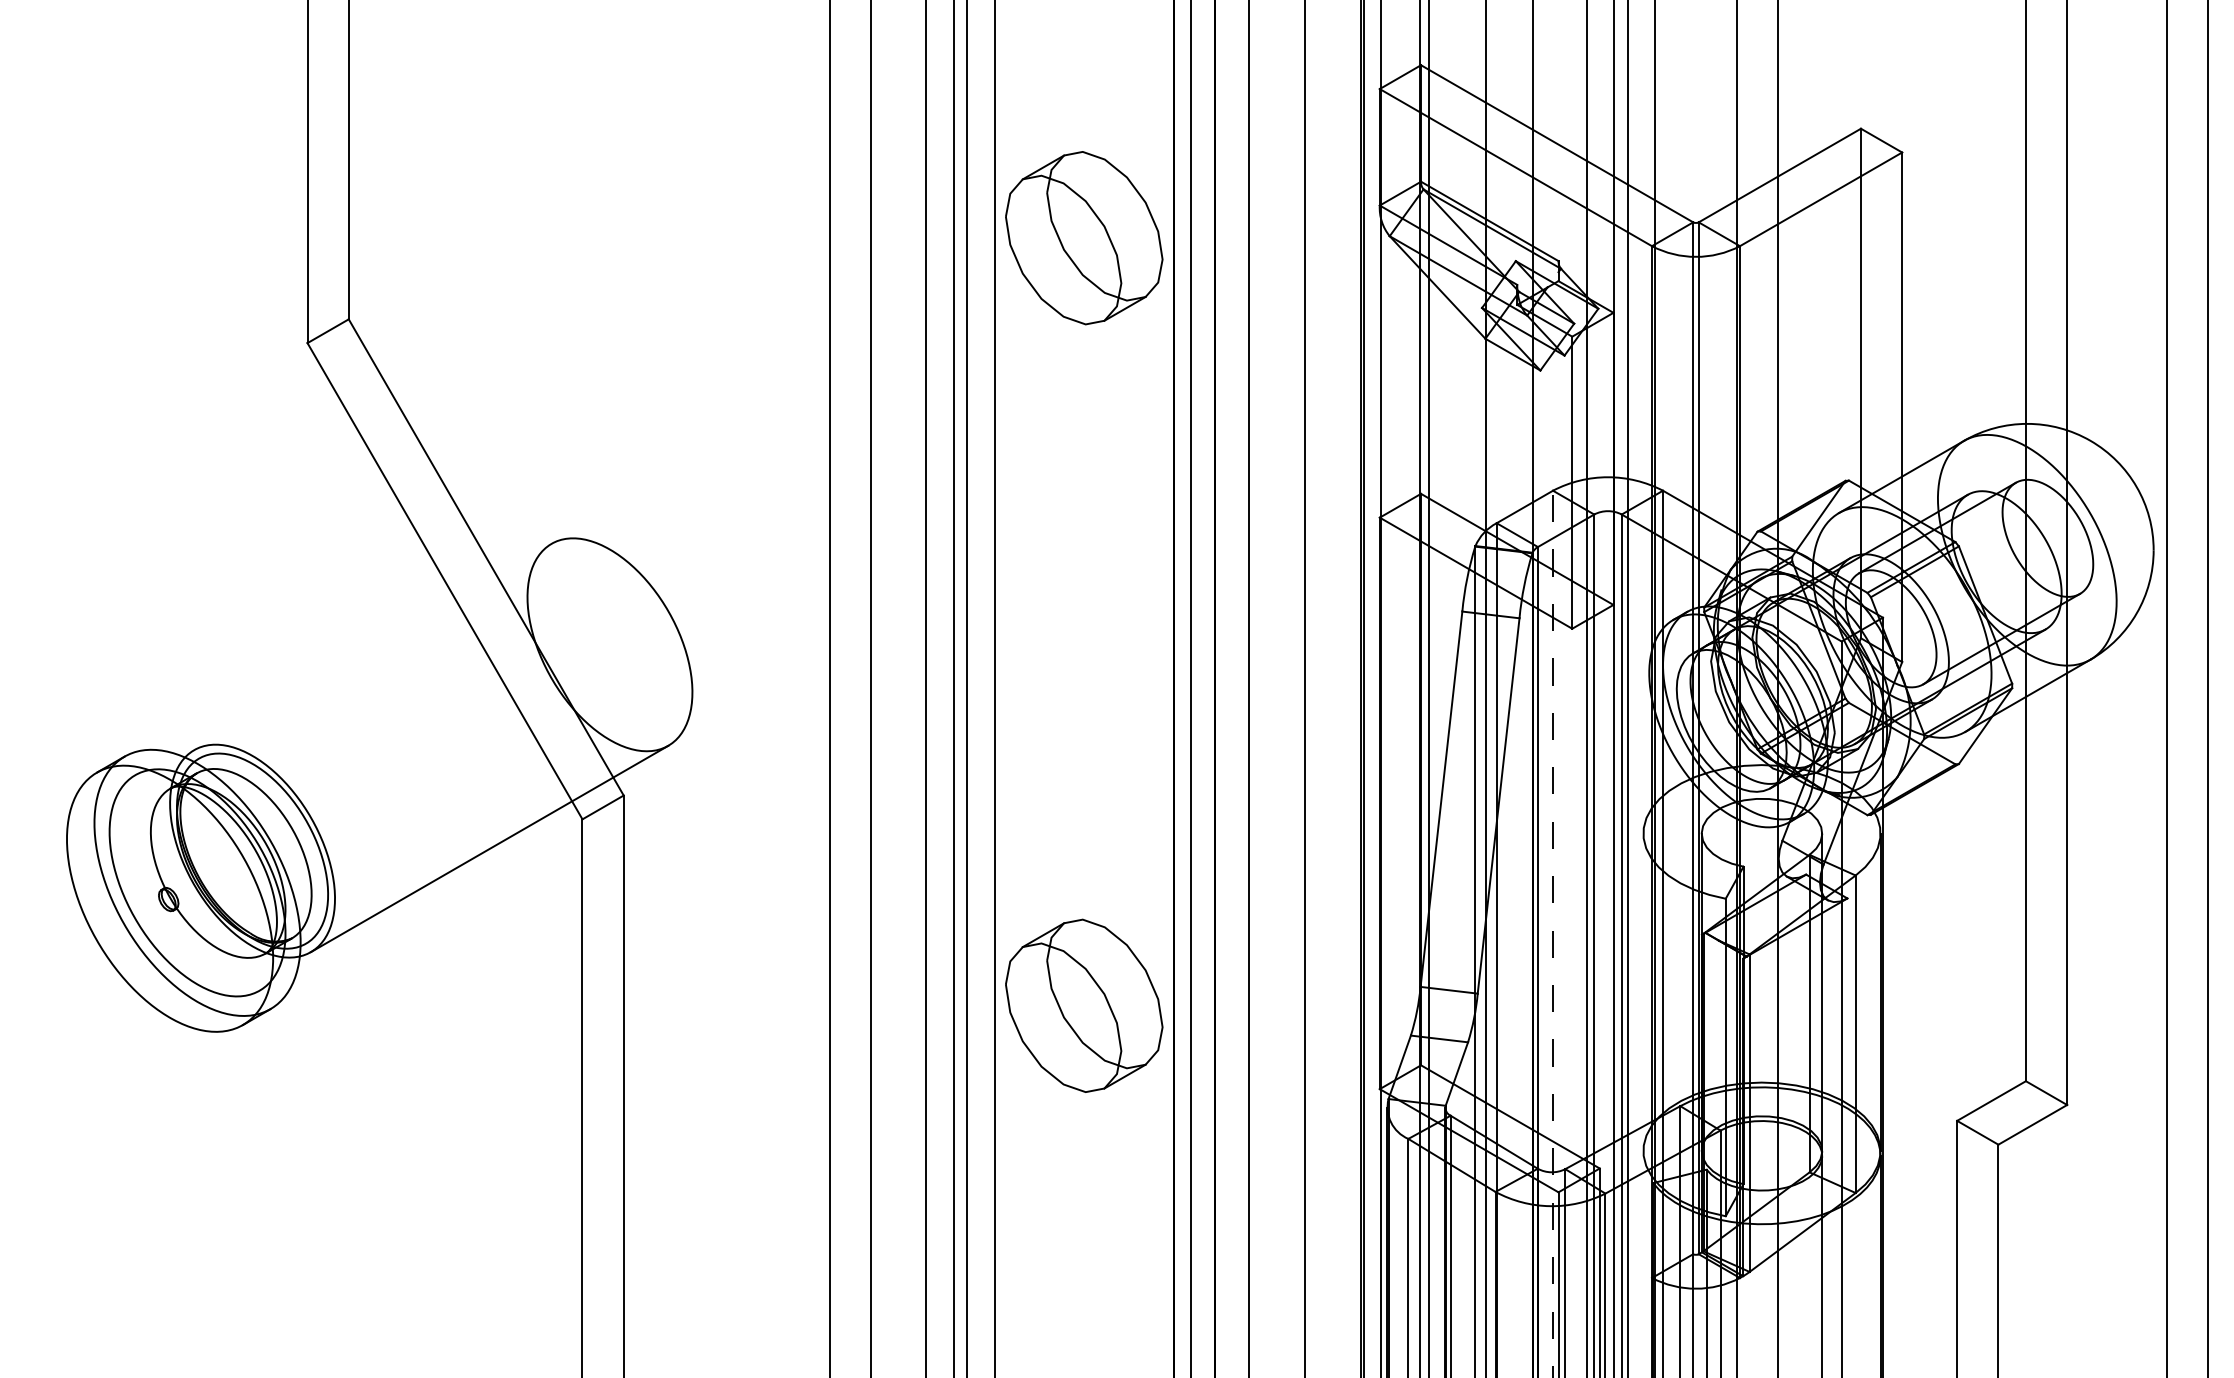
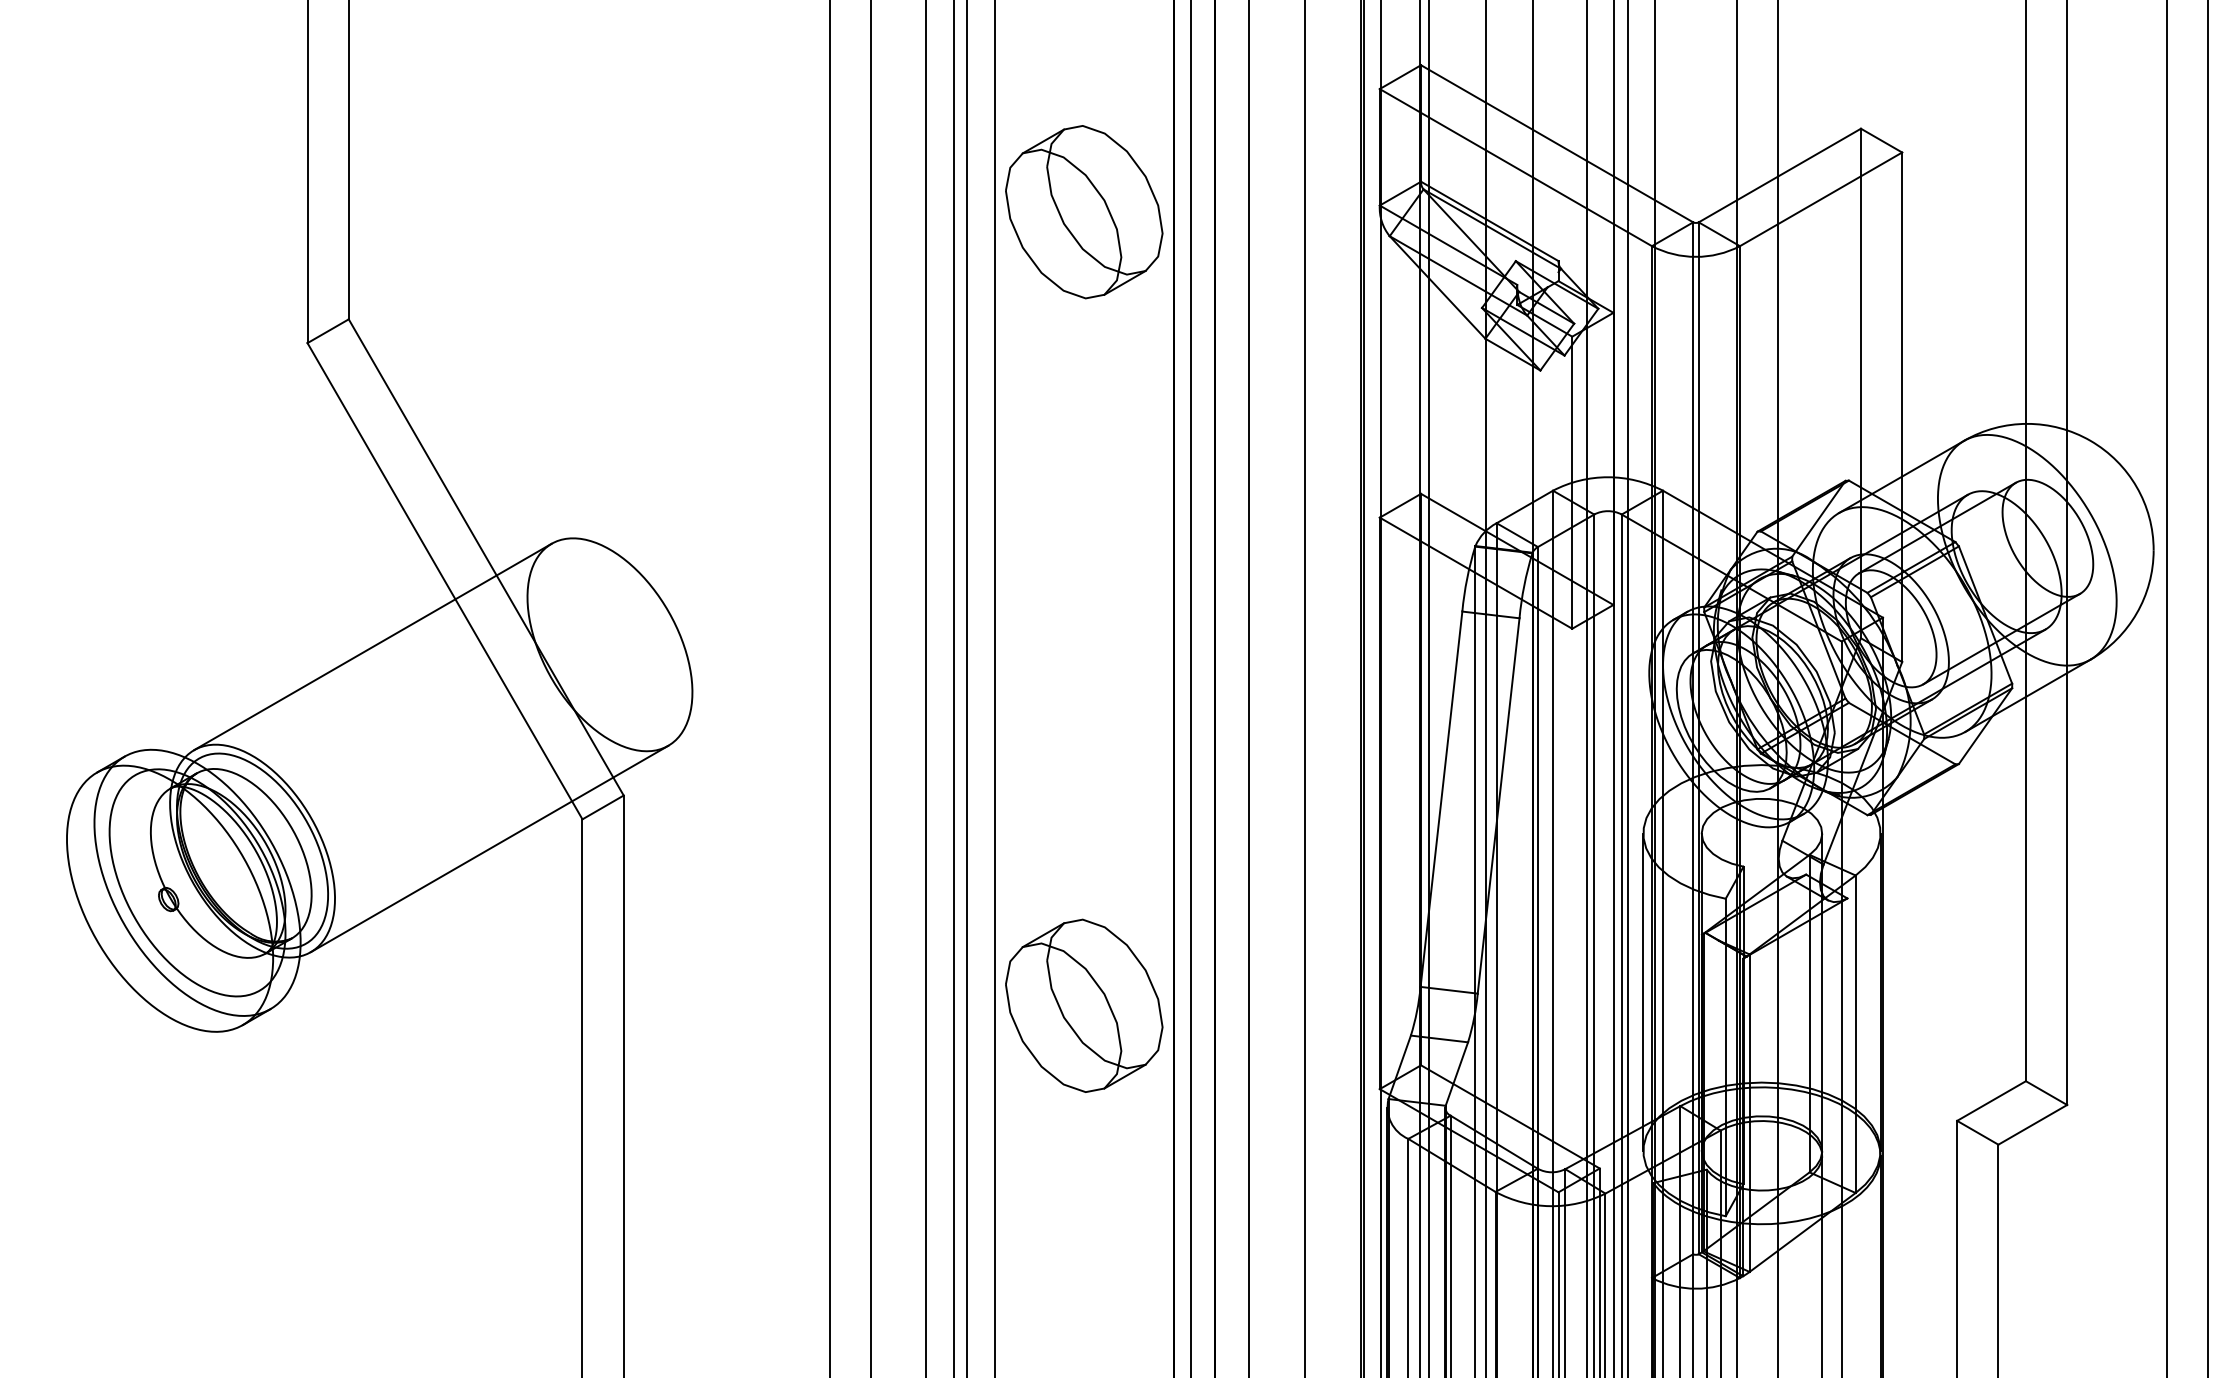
part position: (1084, 238) -> (1084, 212) (1084, 212)
line: none -> present (372, 646)
line: dashed -> solid (1553, 933)
line: none -> present (1643, 992)
